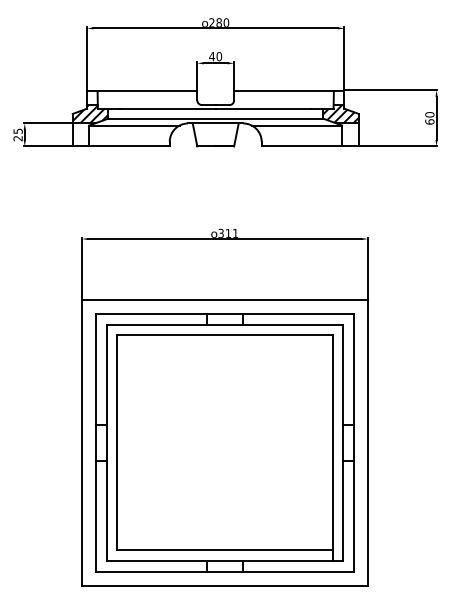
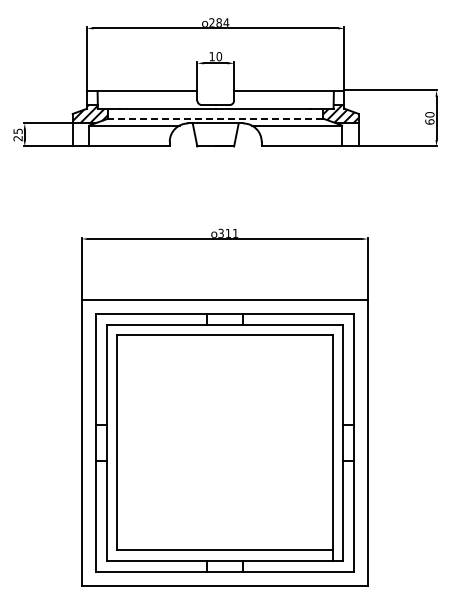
text: 280 -> 284 (226, 22)
text: 40 -> 10 (212, 56)
line: solid -> dashed (215, 118)
